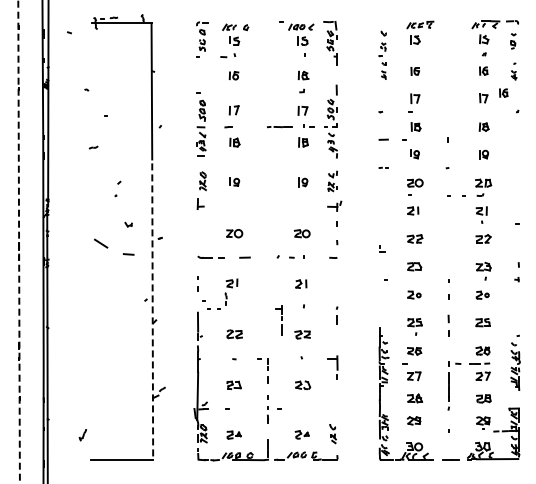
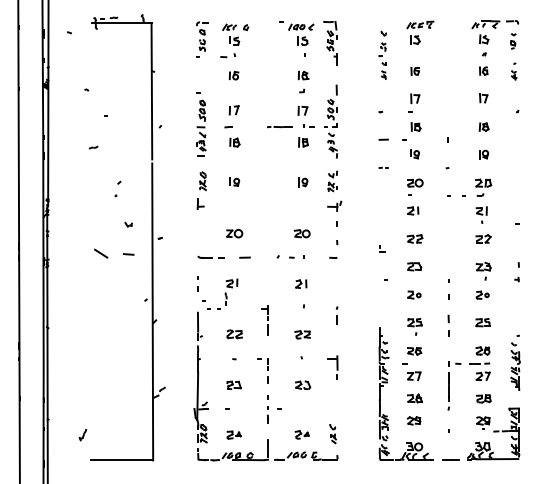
part: present -> none (503, 92)
line: dashed -> solid (19, 242)
line position: (101, 243) -> (101, 253) (101, 253)
line: dashed -> solid (152, 311)
part position: (278, 320) -> (264, 320) (264, 320)
